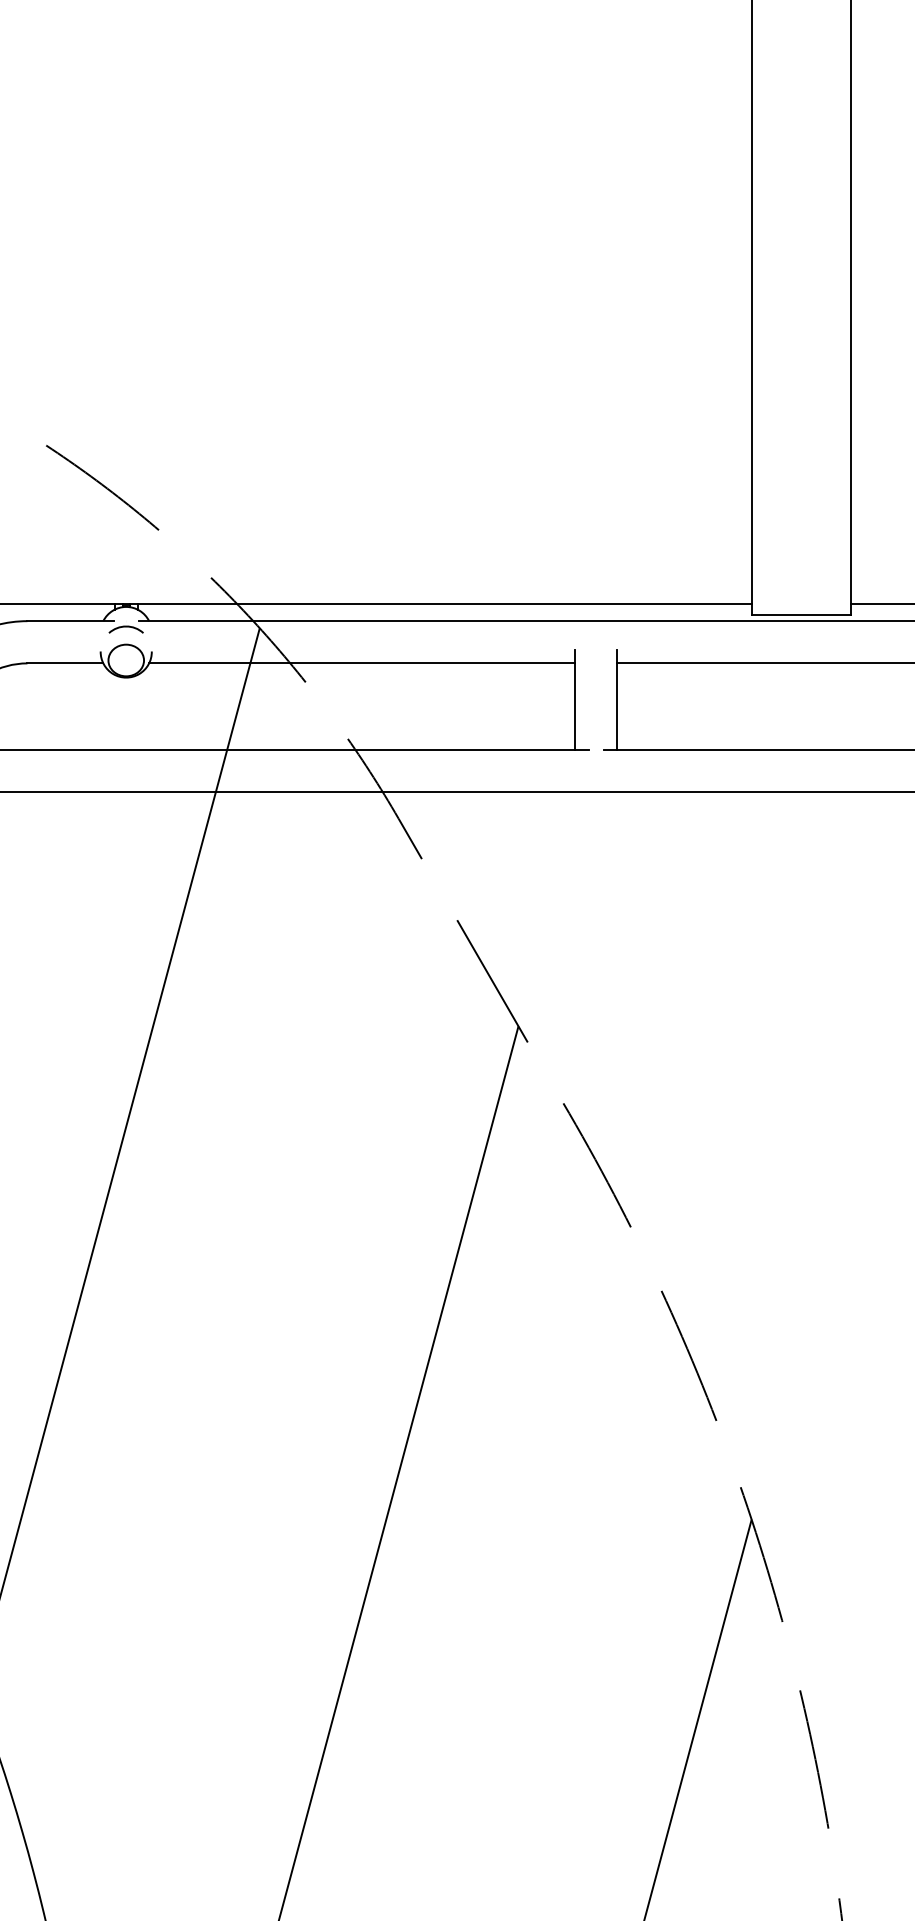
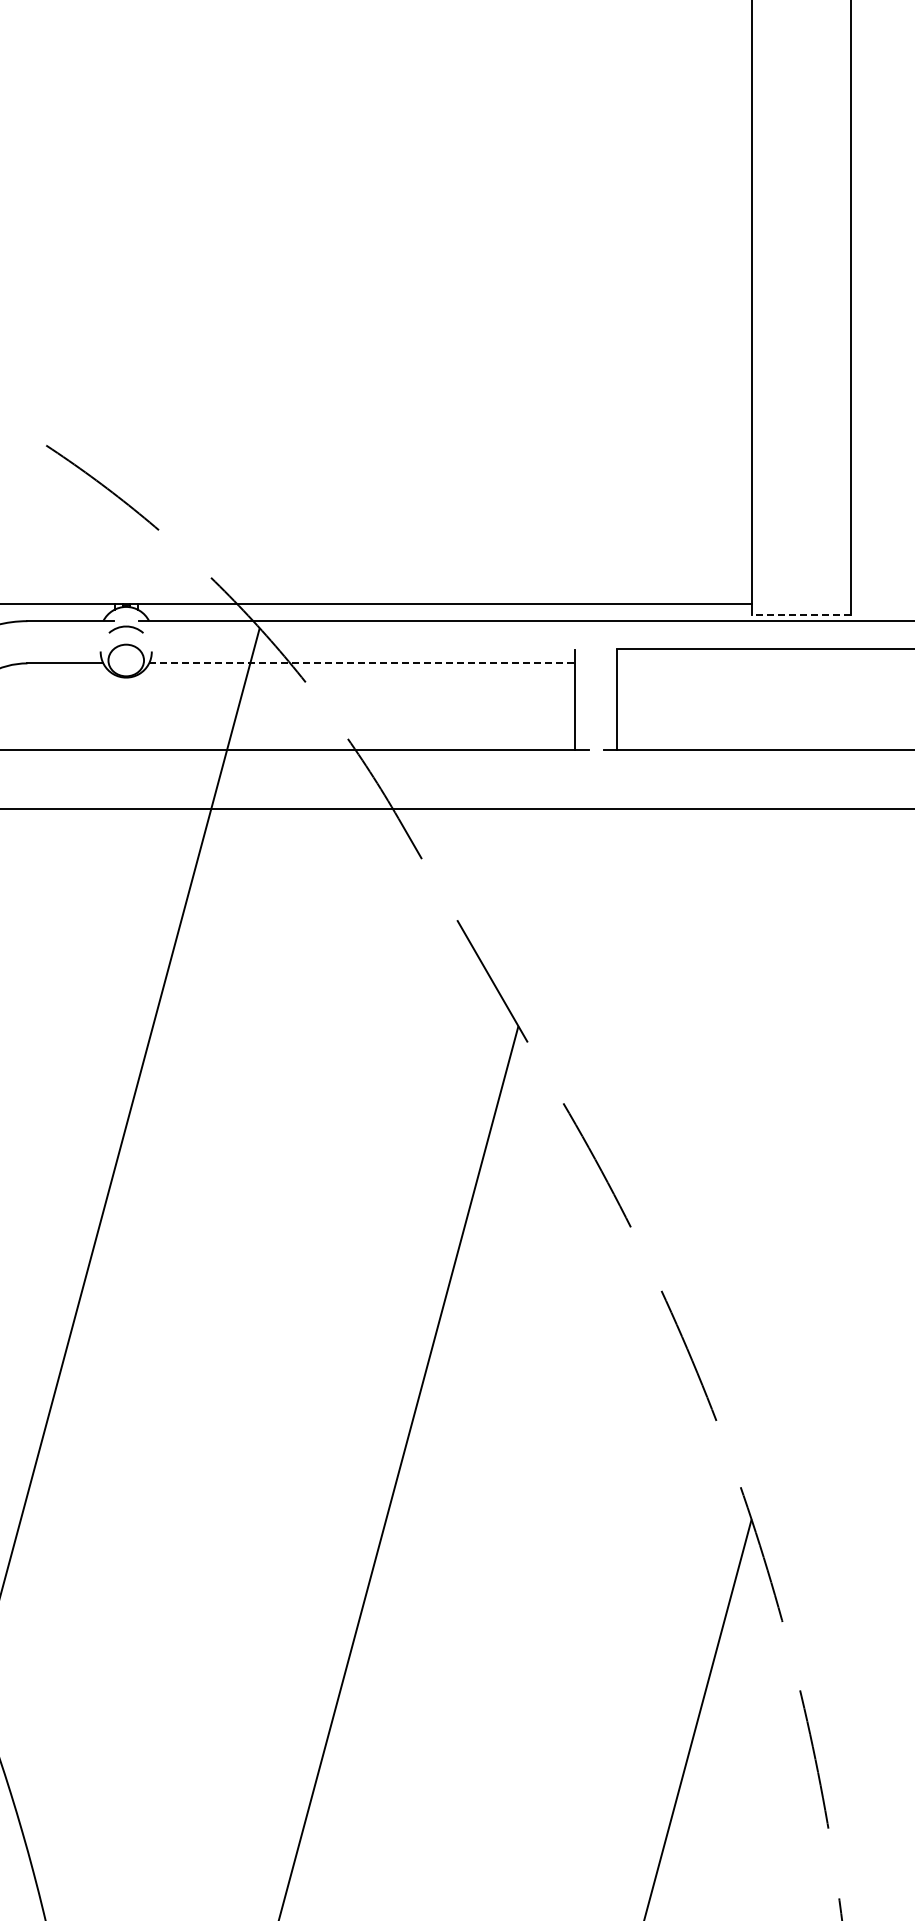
line: present -> none (881, 604)
line: solid -> dashed (801, 614)
line: solid -> dashed (362, 663)
line position: (764, 663) -> (764, 649) (764, 649)
line position: (456, 792) -> (456, 809) (456, 809)
